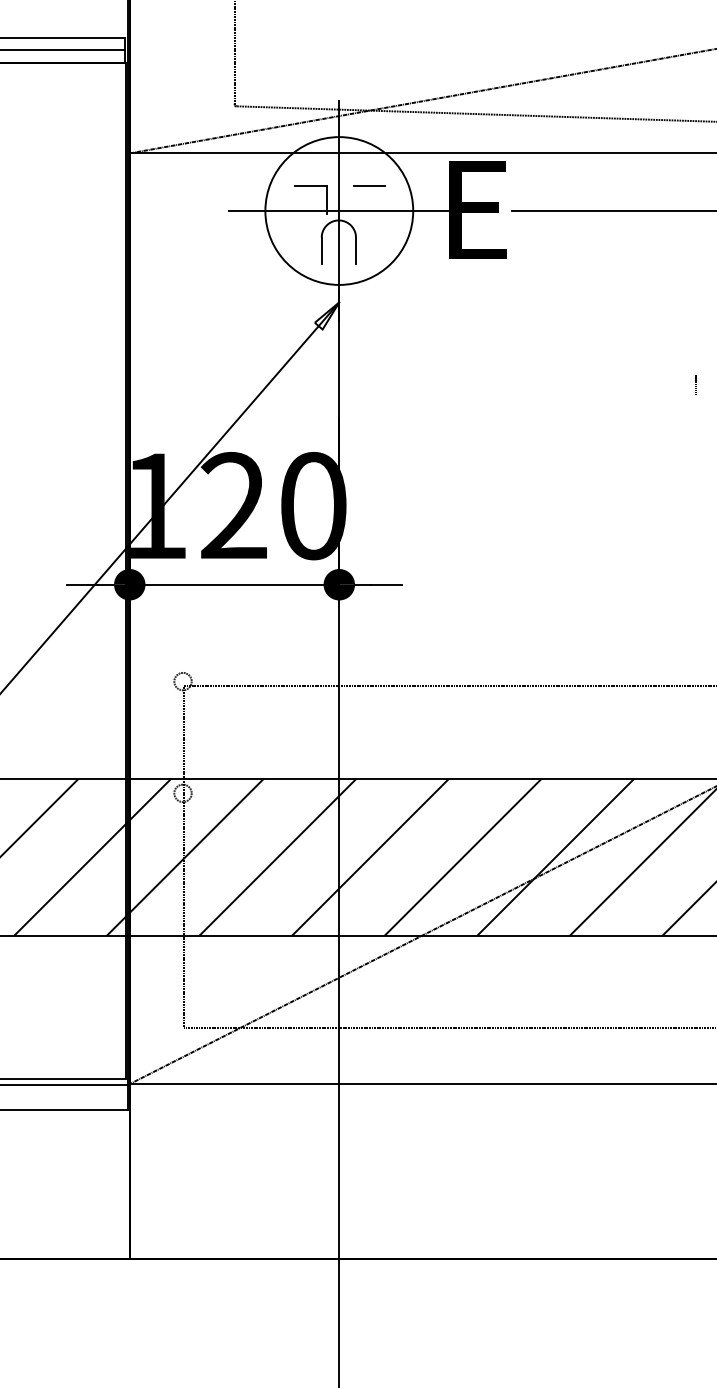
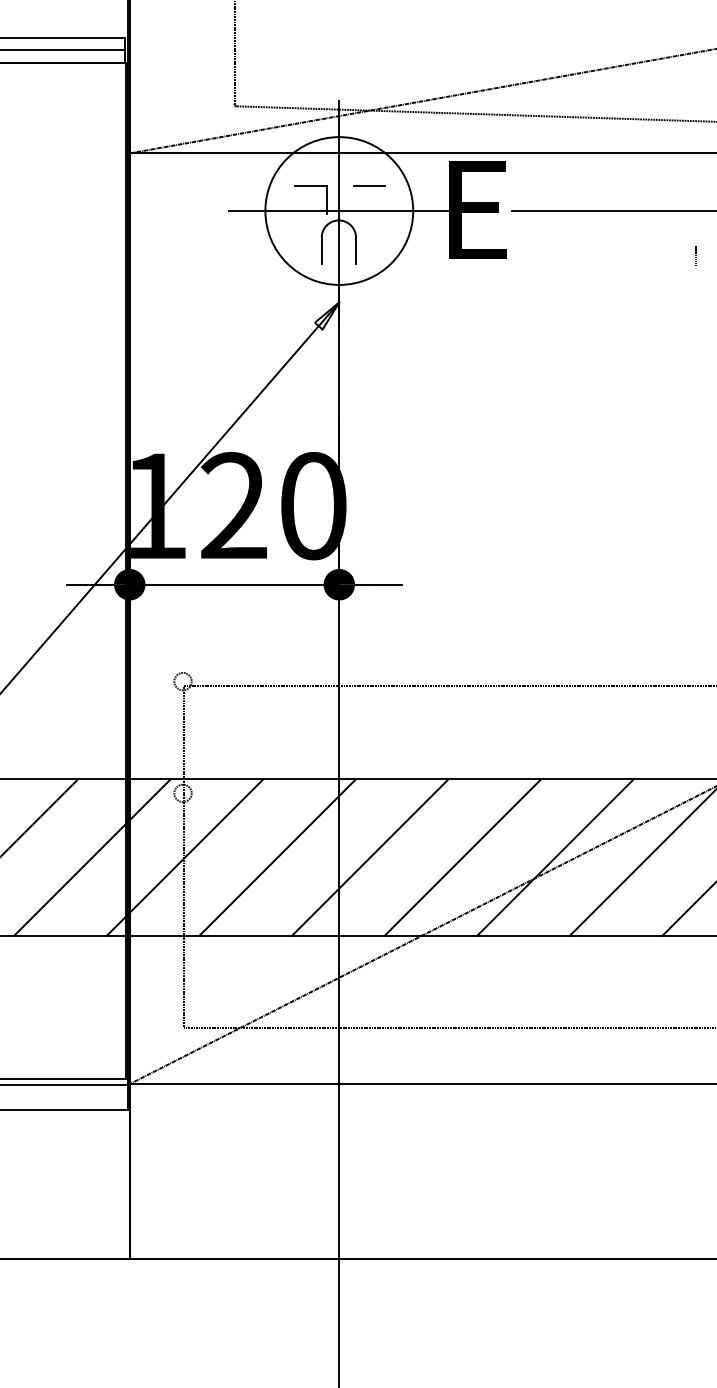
line position: (695, 384) -> (695, 255) (695, 255)
